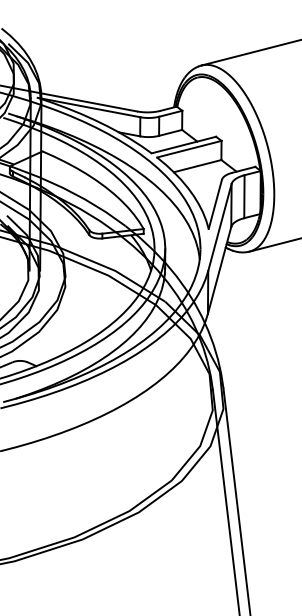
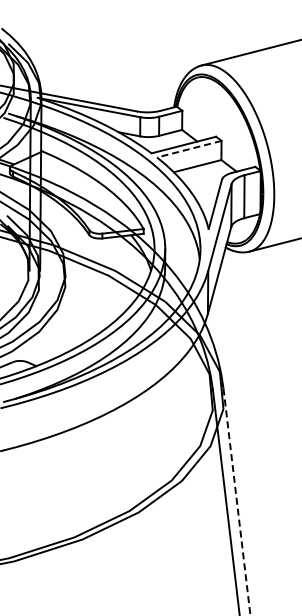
line: solid -> dashed (188, 149)
line: solid -> dashed (237, 502)
